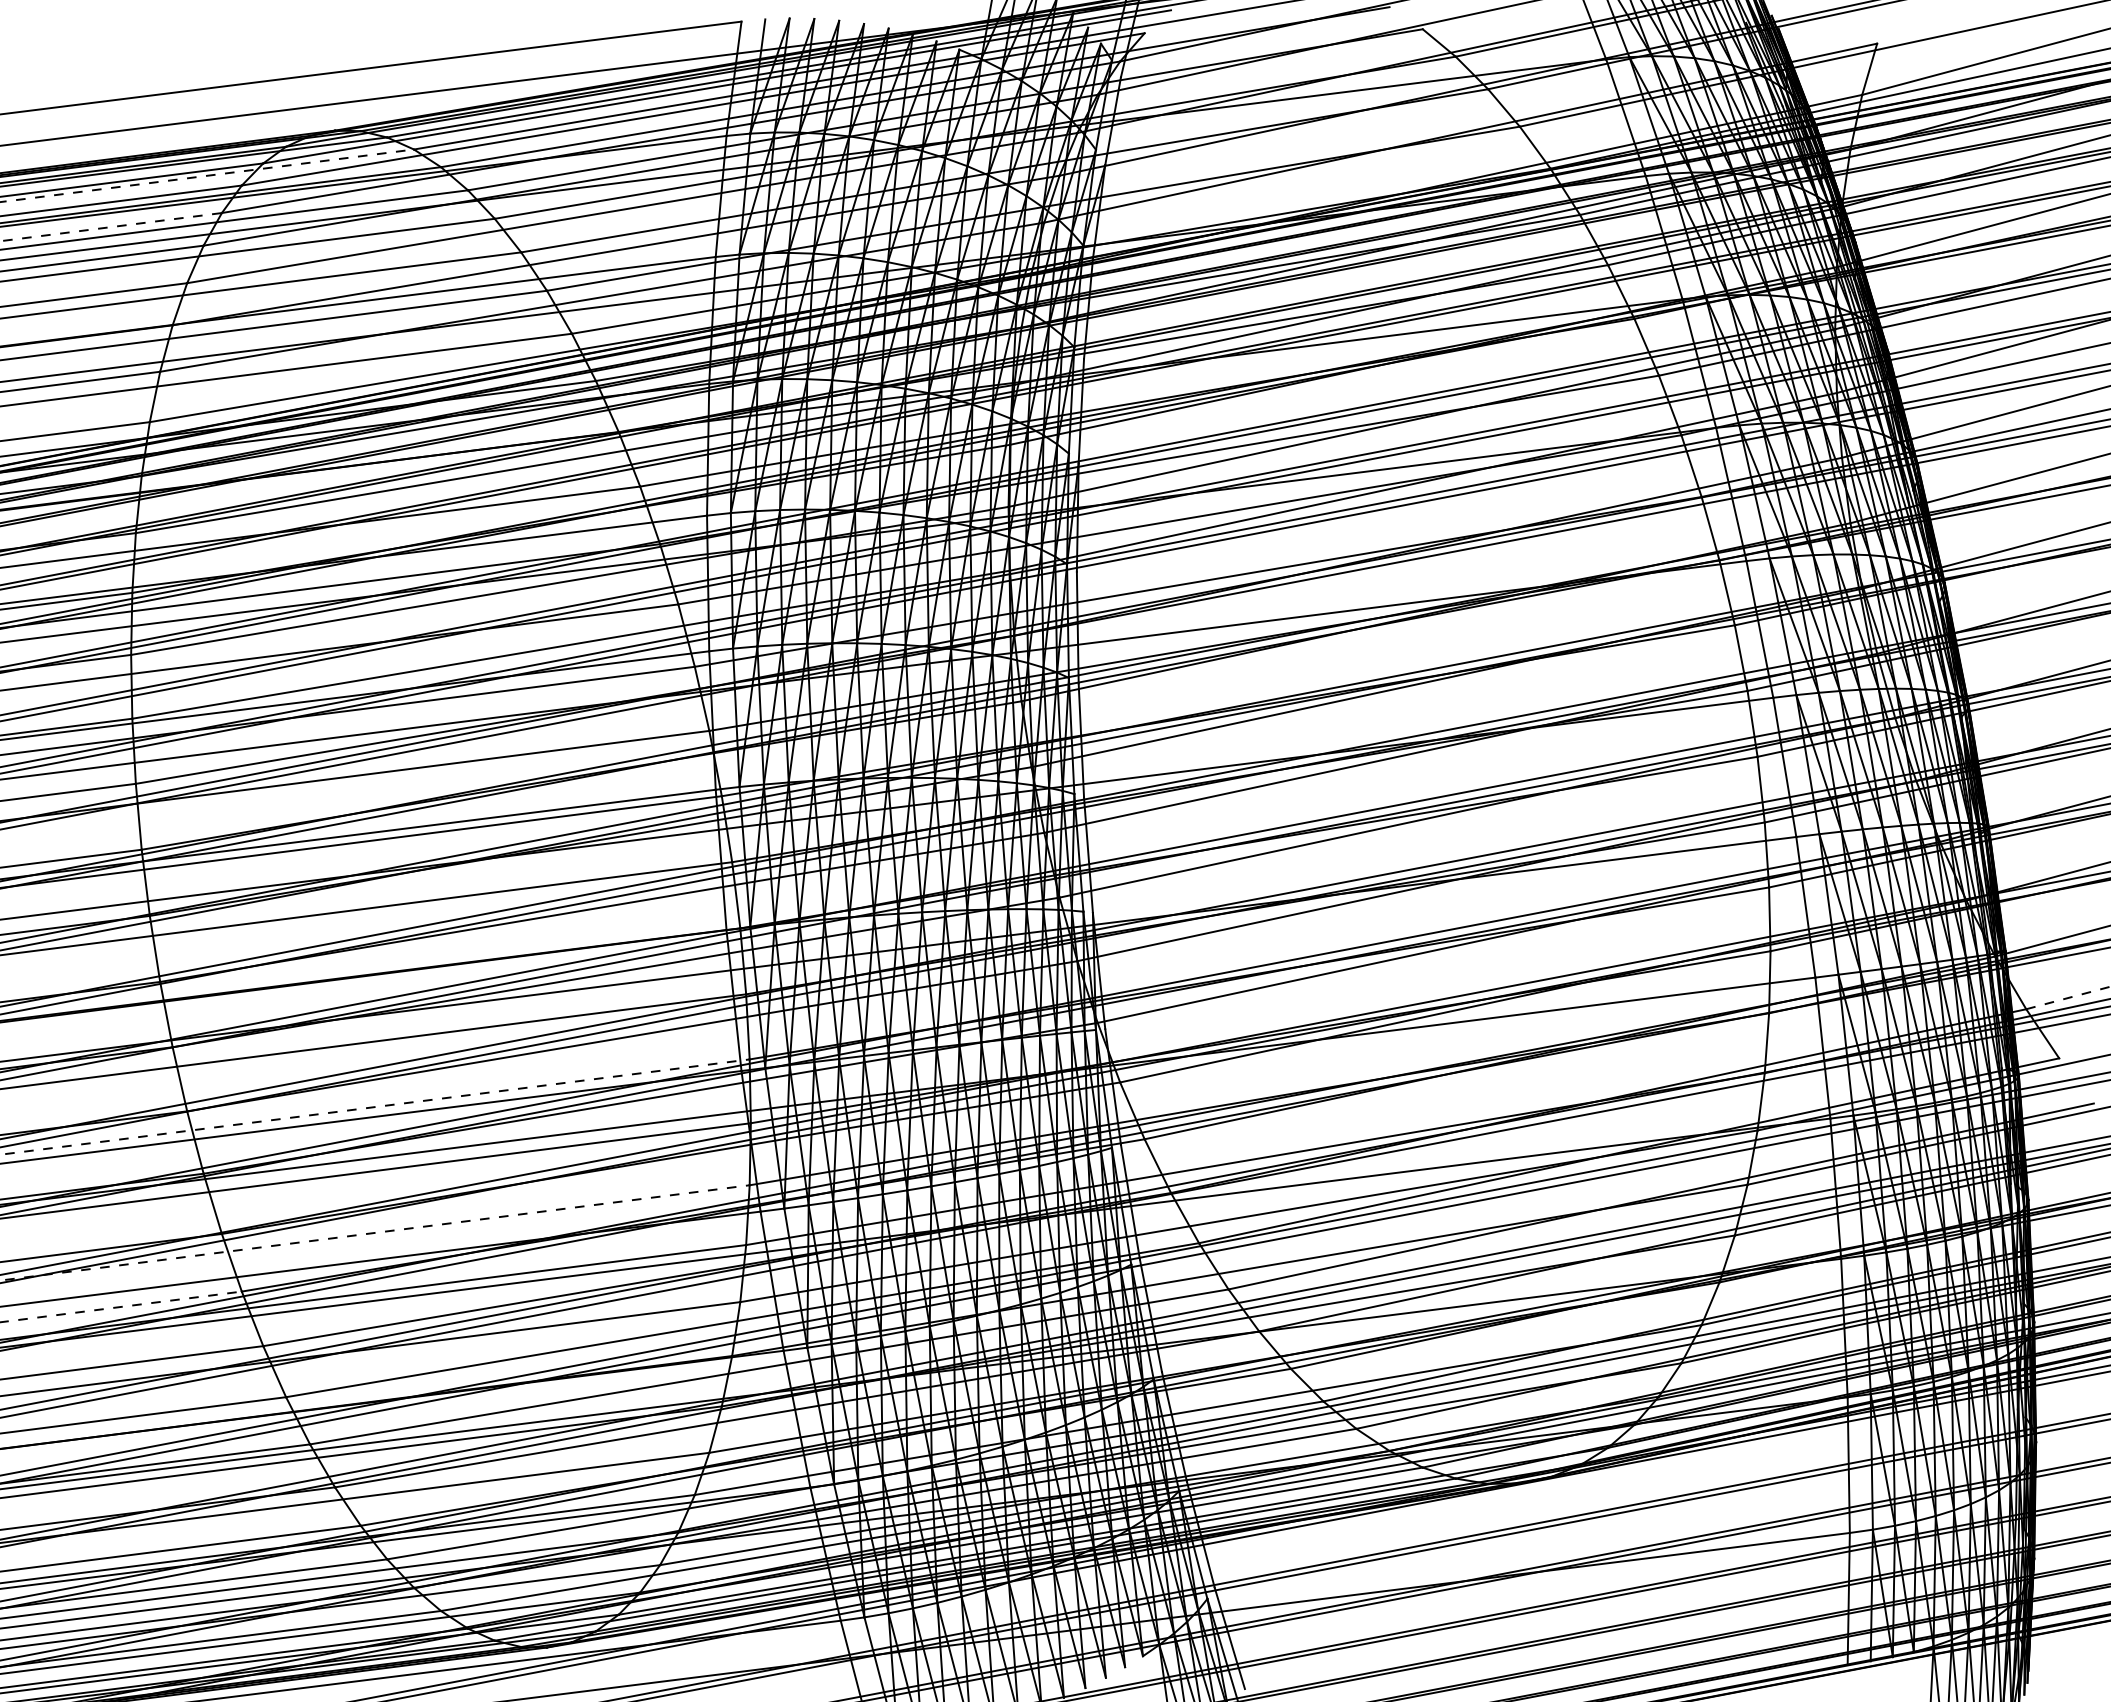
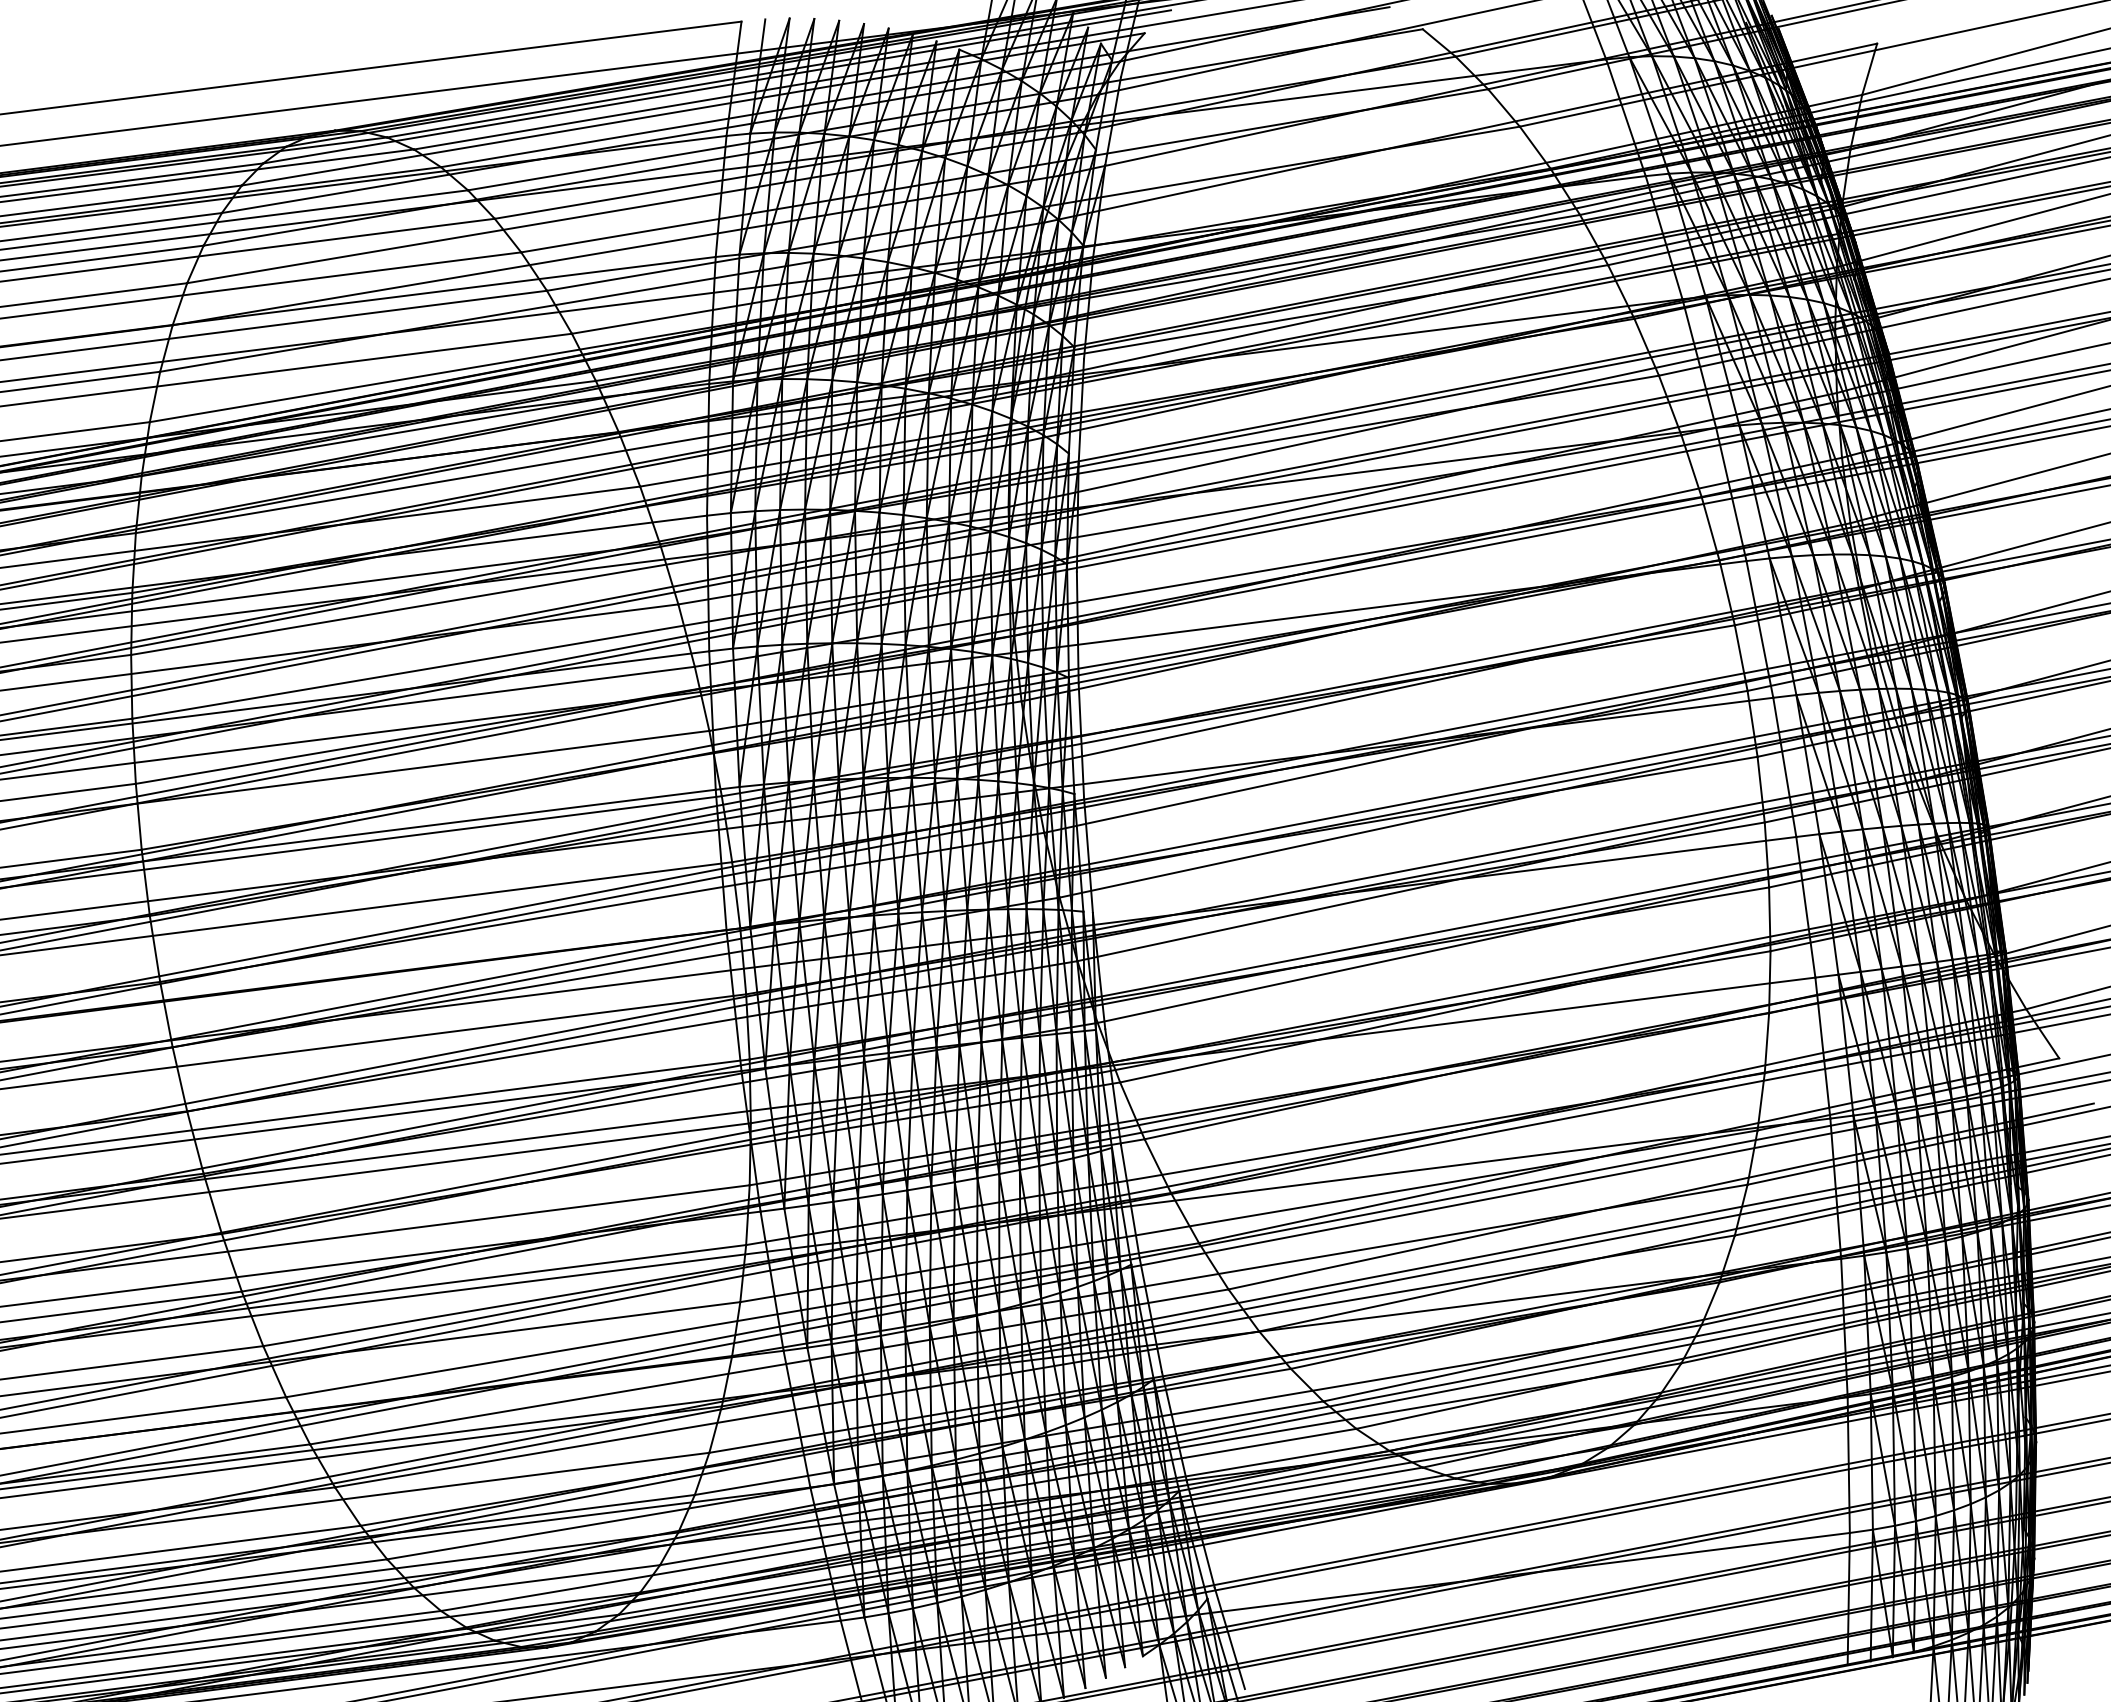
line: dashed -> solid (207, 175)
line: dashed -> solid (111, 227)
line: dashed -> solid (2068, 997)
line: dashed -> solid (375, 1106)
line: dashed -> solid (375, 1232)
line: dashed -> solid (121, 1306)
